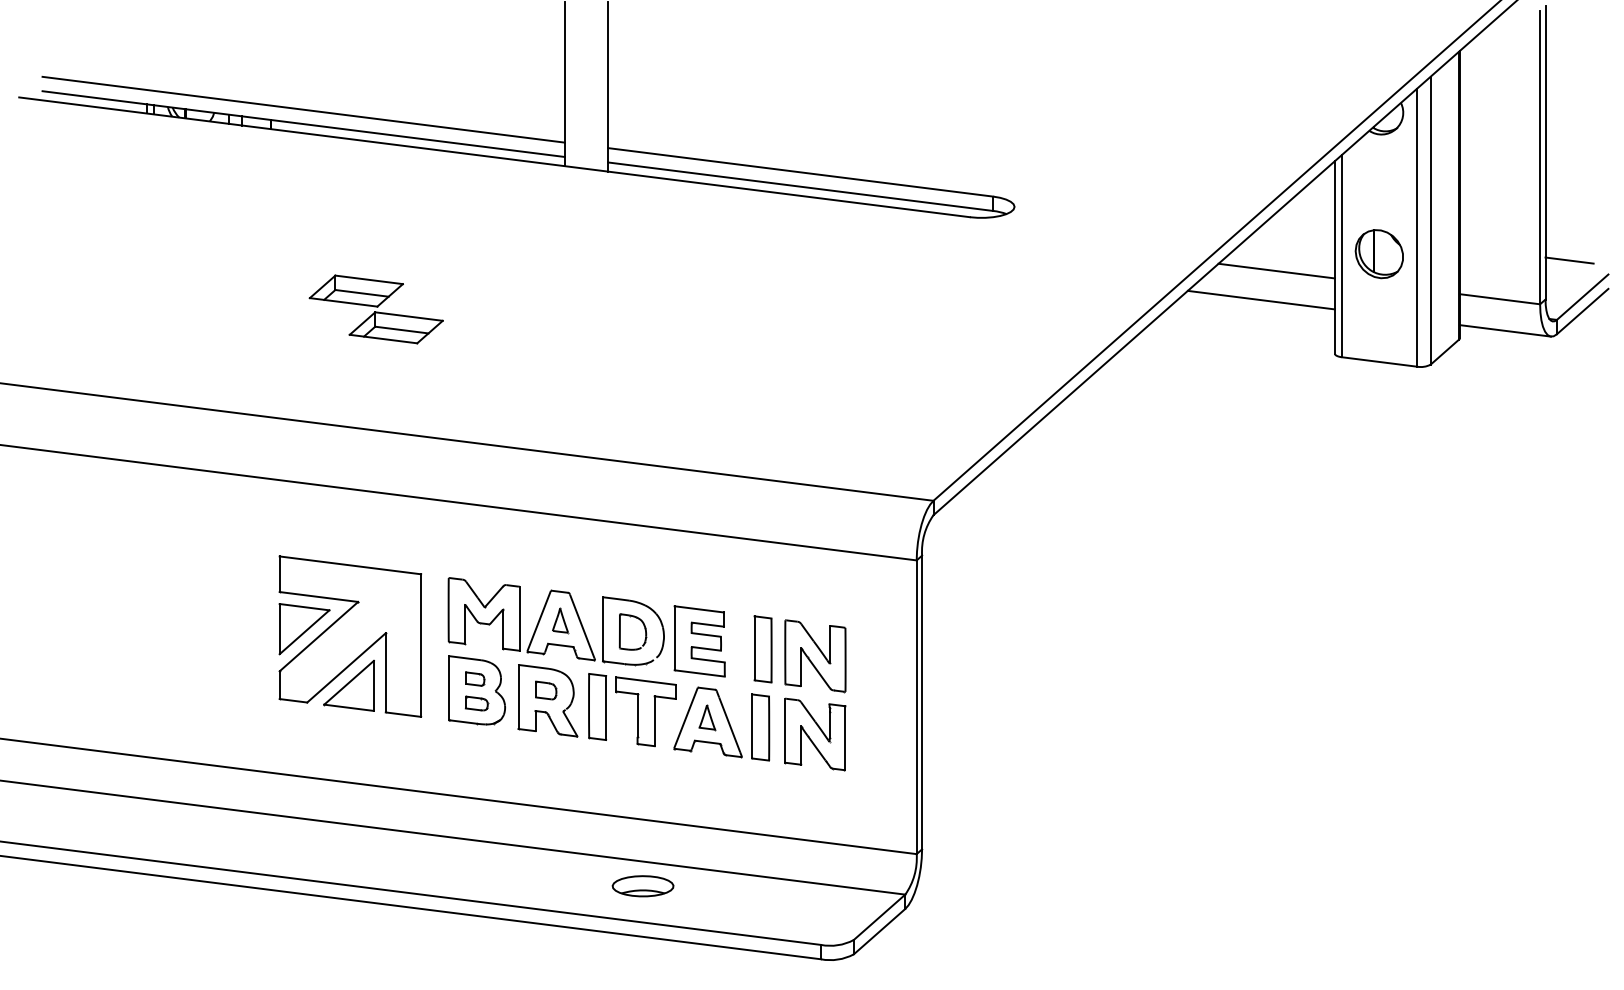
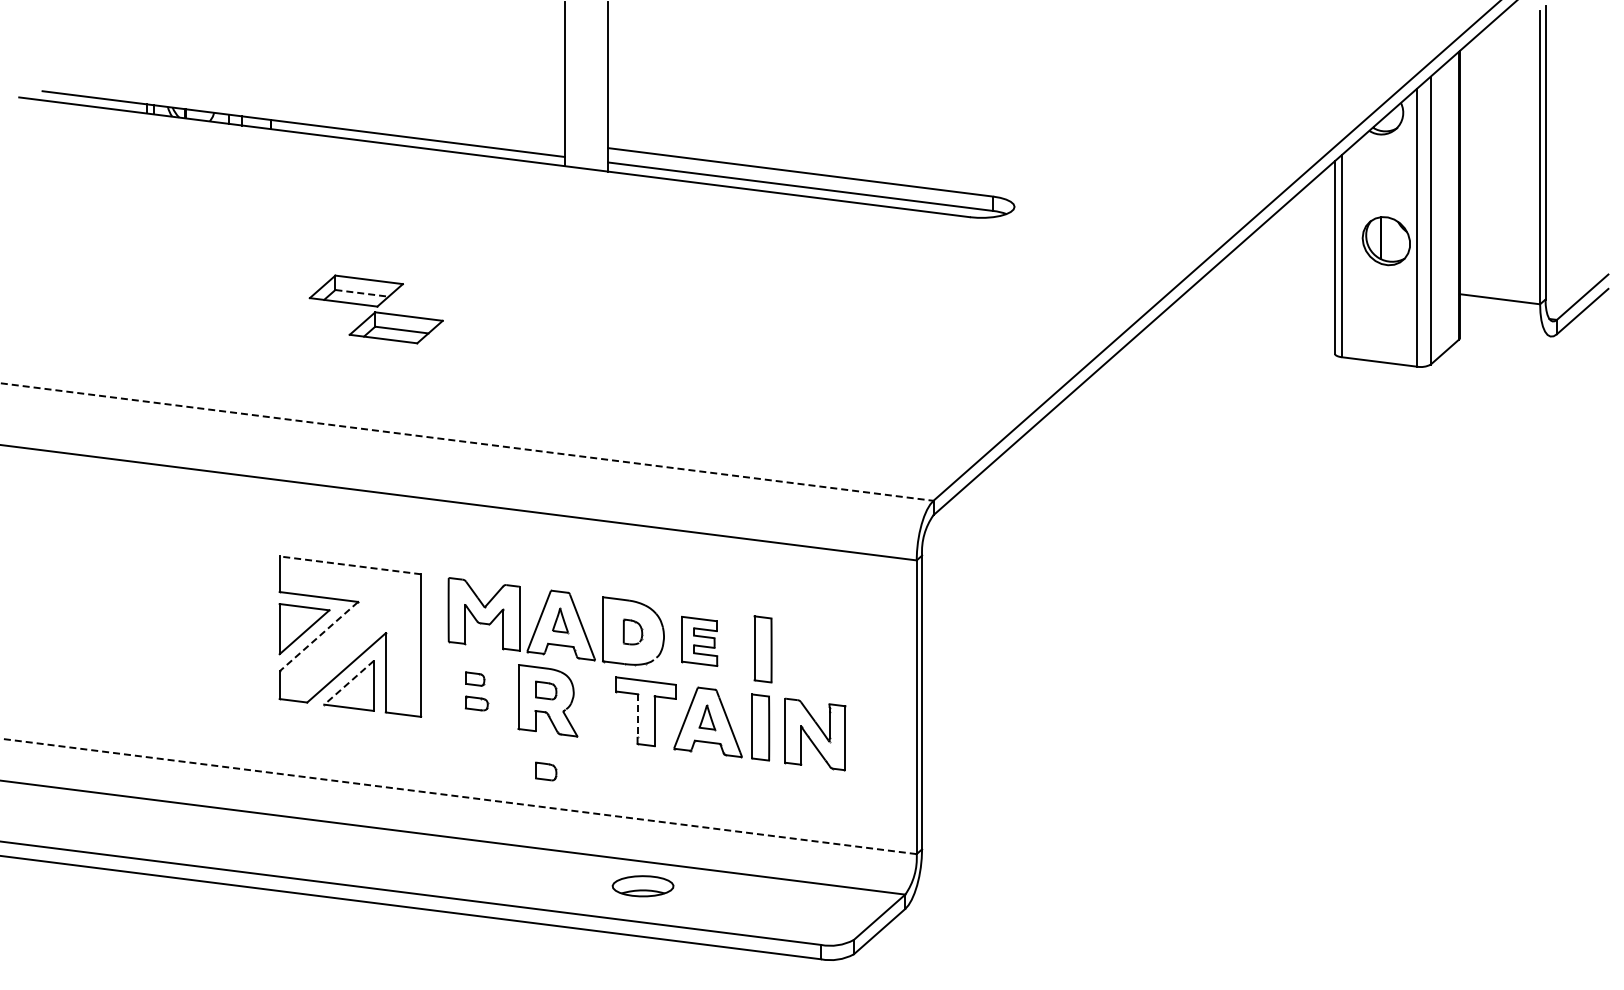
line: present -> none (303, 109)
part position: (1378, 254) -> (1385, 241) (1385, 241)
line: present -> none (1569, 260)
line: present -> none (1276, 270)
line: solid -> dashed (362, 293)
line: present -> none (1260, 299)
line: present -> none (1505, 330)
line: solid -> dashed (467, 442)
line: solid -> dashed (349, 565)
part size: 30x38 px -> 22x28 px (632, 631)
line: solid -> dashed (318, 637)
part size: 53x73 px -> 38x52 px (699, 640)
part: present -> none (815, 656)
line: solid -> dashed (348, 683)
part: present -> none (476, 690)
part: present -> none (597, 706)
line: solid -> dashed (637, 716)
part: none -> present (546, 771)
line: solid -> dashed (458, 796)
